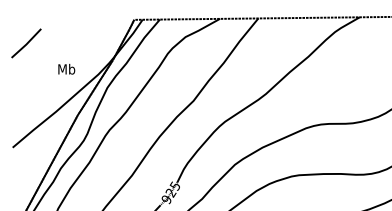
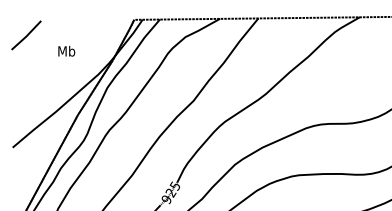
line position: (26, 43) -> (26, 35) (26, 35)
text position: (66, 68) -> (66, 50) (66, 50)
